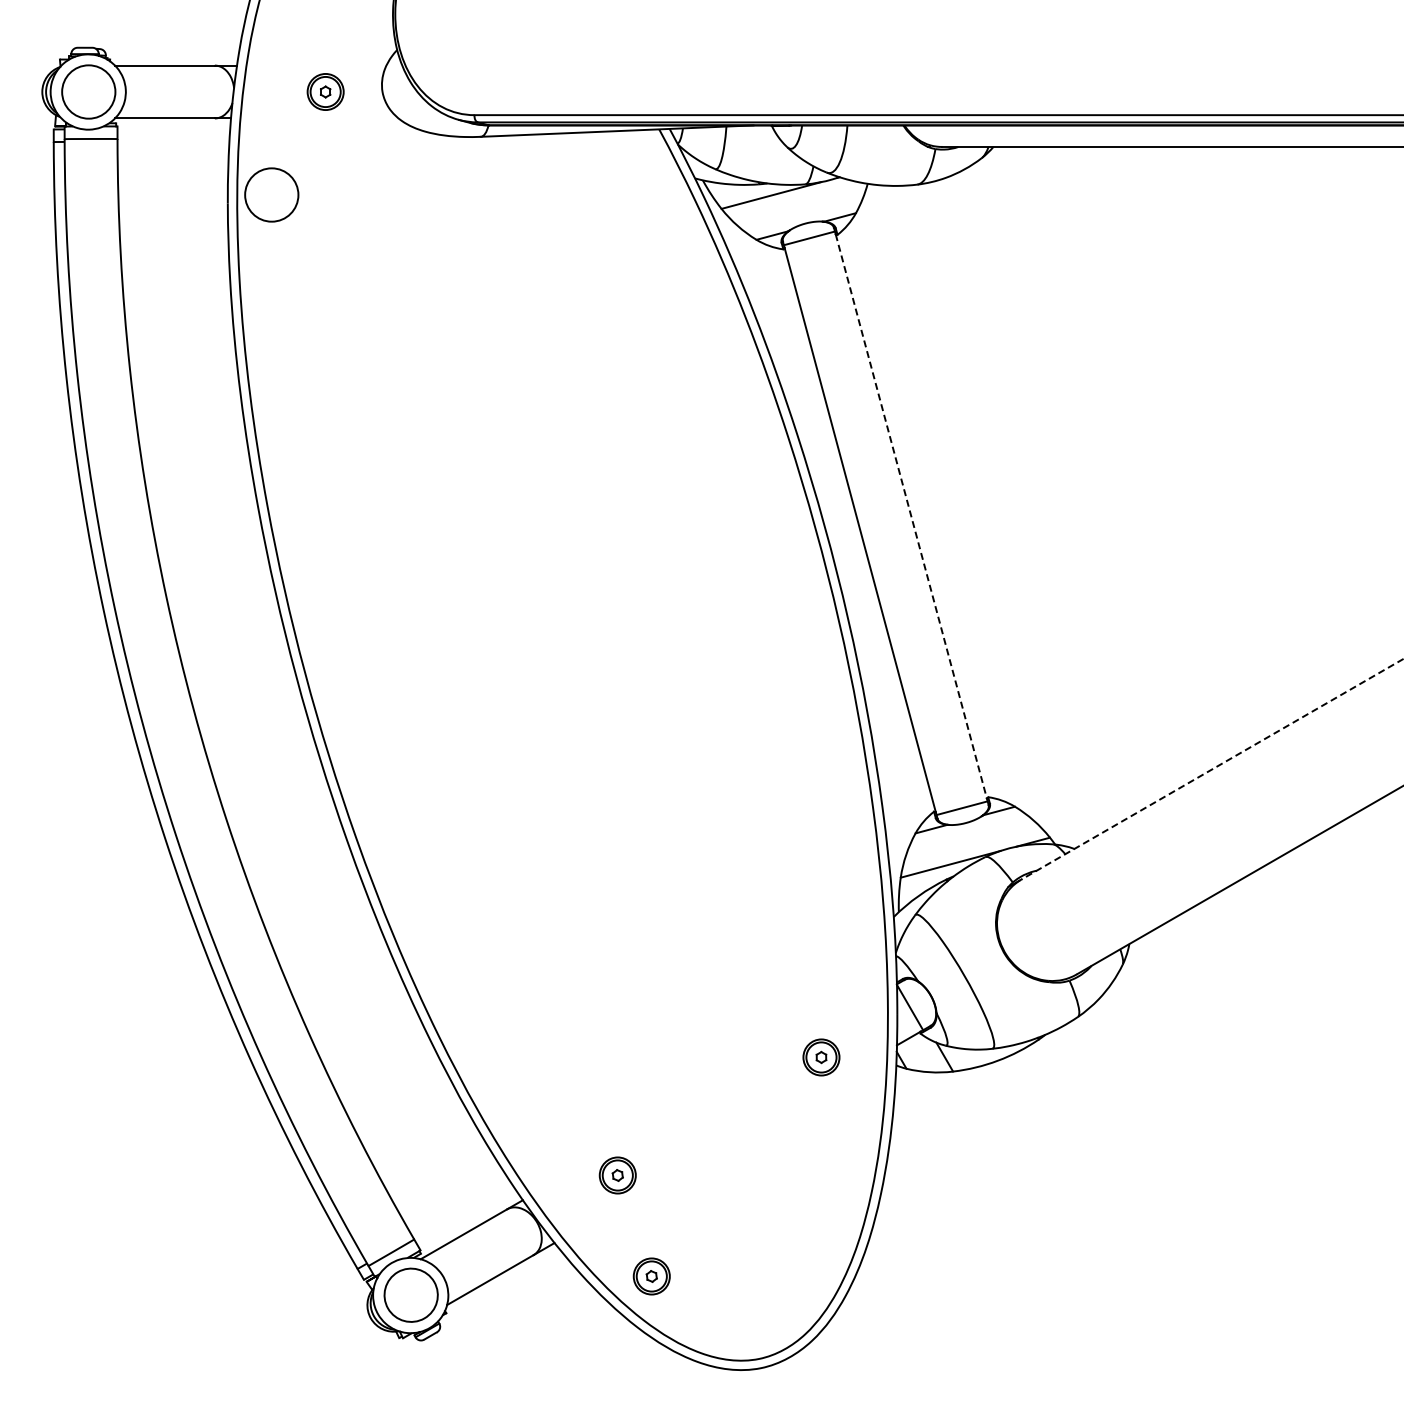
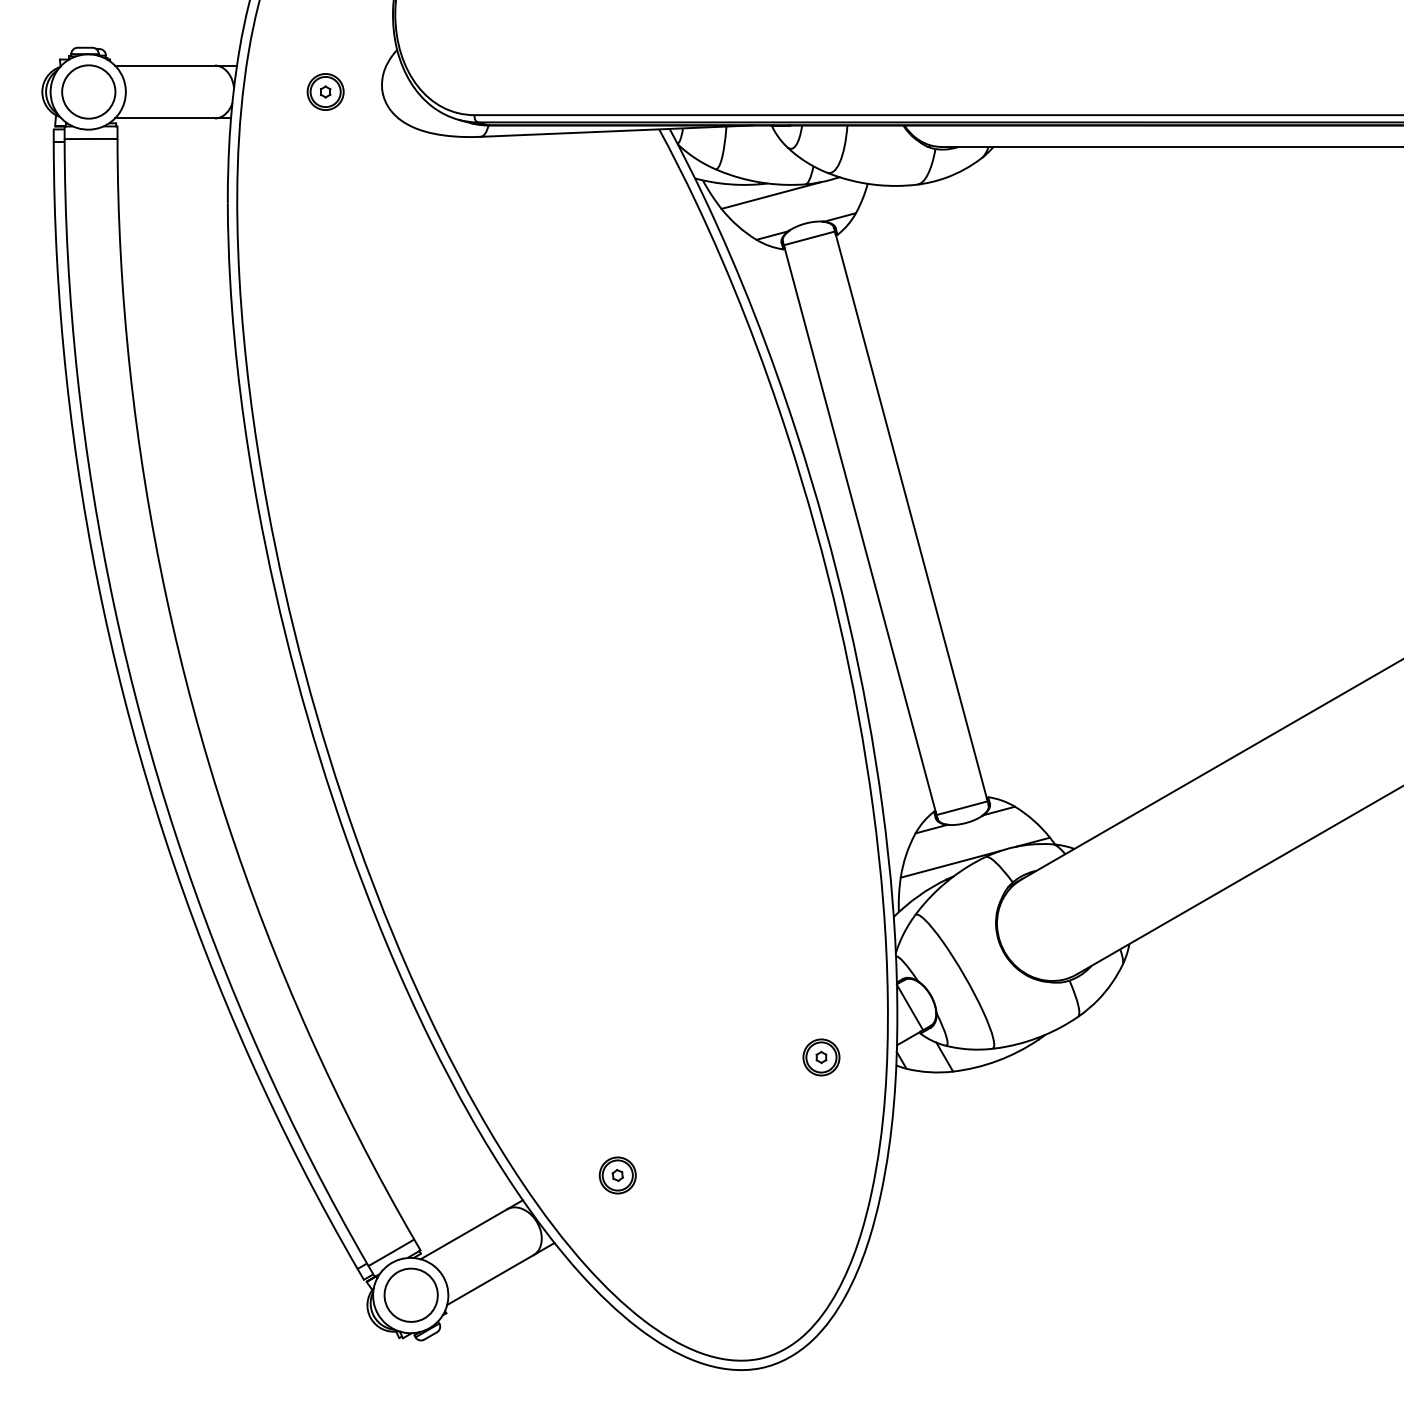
part: present -> none (271, 194)
line: dashed -> solid (911, 516)
line: dashed -> solid (1212, 769)
part: present -> none (651, 1276)
